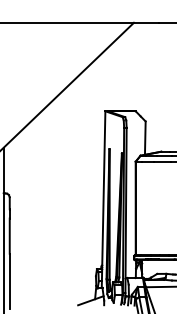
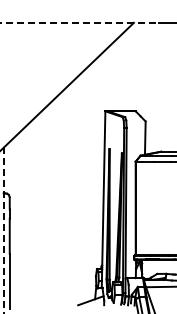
line: solid -> dashed (79, 22)
line: solid -> dashed (3, 230)
